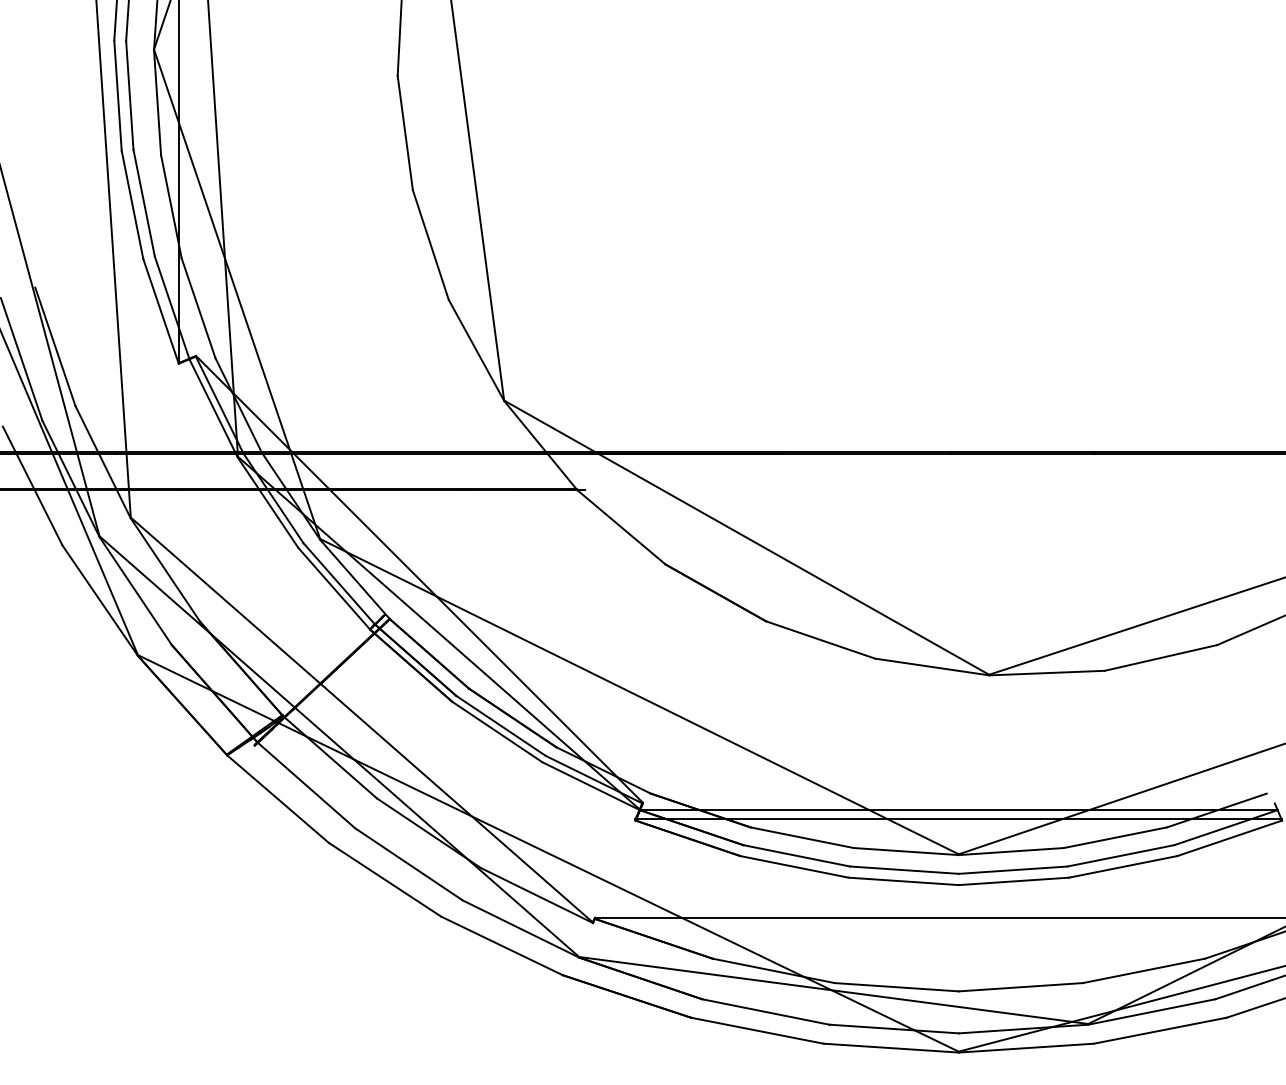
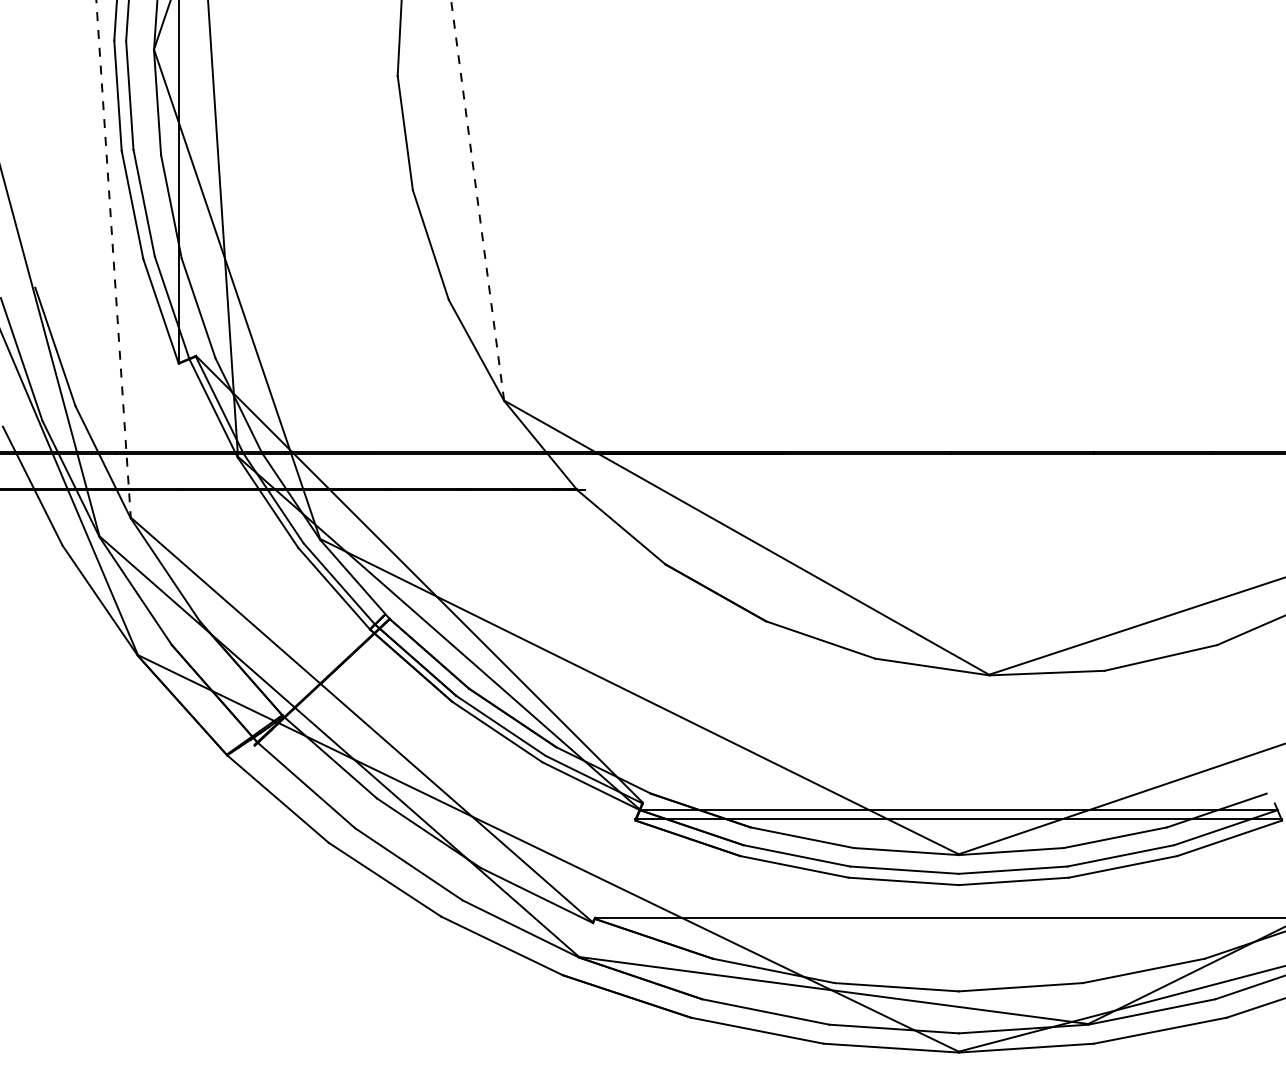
line: solid -> dashed (477, 200)
line: solid -> dashed (113, 259)
